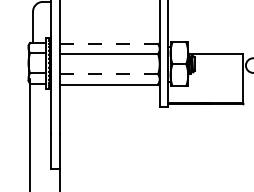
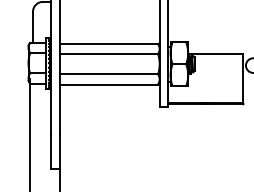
line: dashed -> solid (109, 43)
line: dashed -> solid (109, 74)
